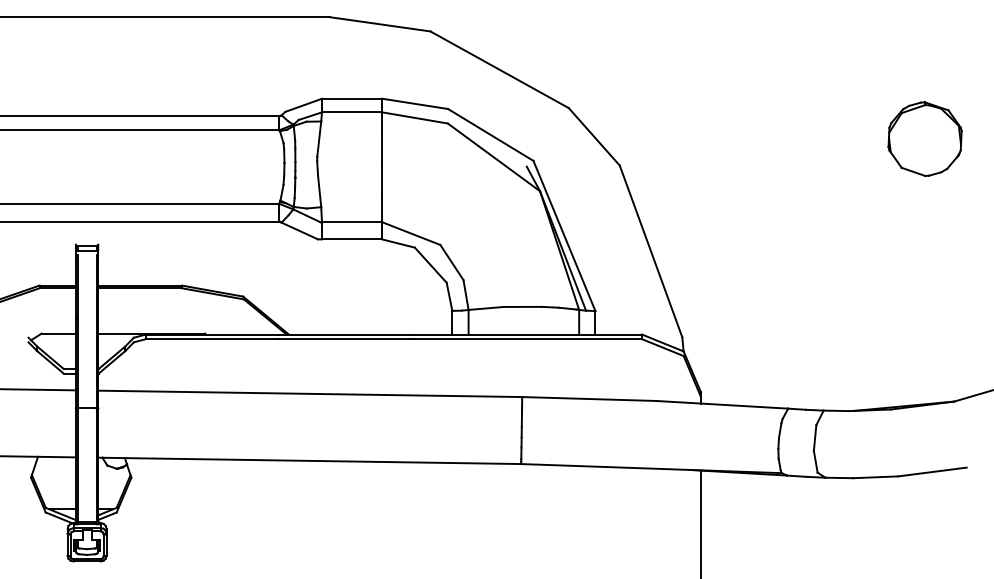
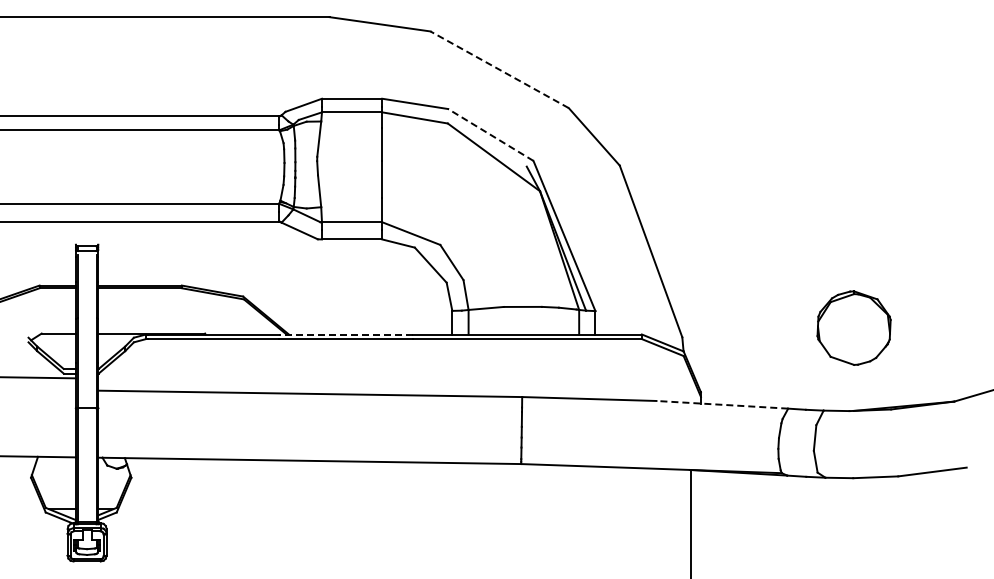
line: solid -> dashed (499, 69)
line: solid -> dashed (490, 134)
part position: (924, 138) -> (853, 327) (853, 327)
line: solid -> dashed (345, 334)
line position: (38, 389) -> (38, 377) (38, 377)
line: solid -> dashed (722, 404)
line position: (700, 522) -> (690, 522) (690, 522)
